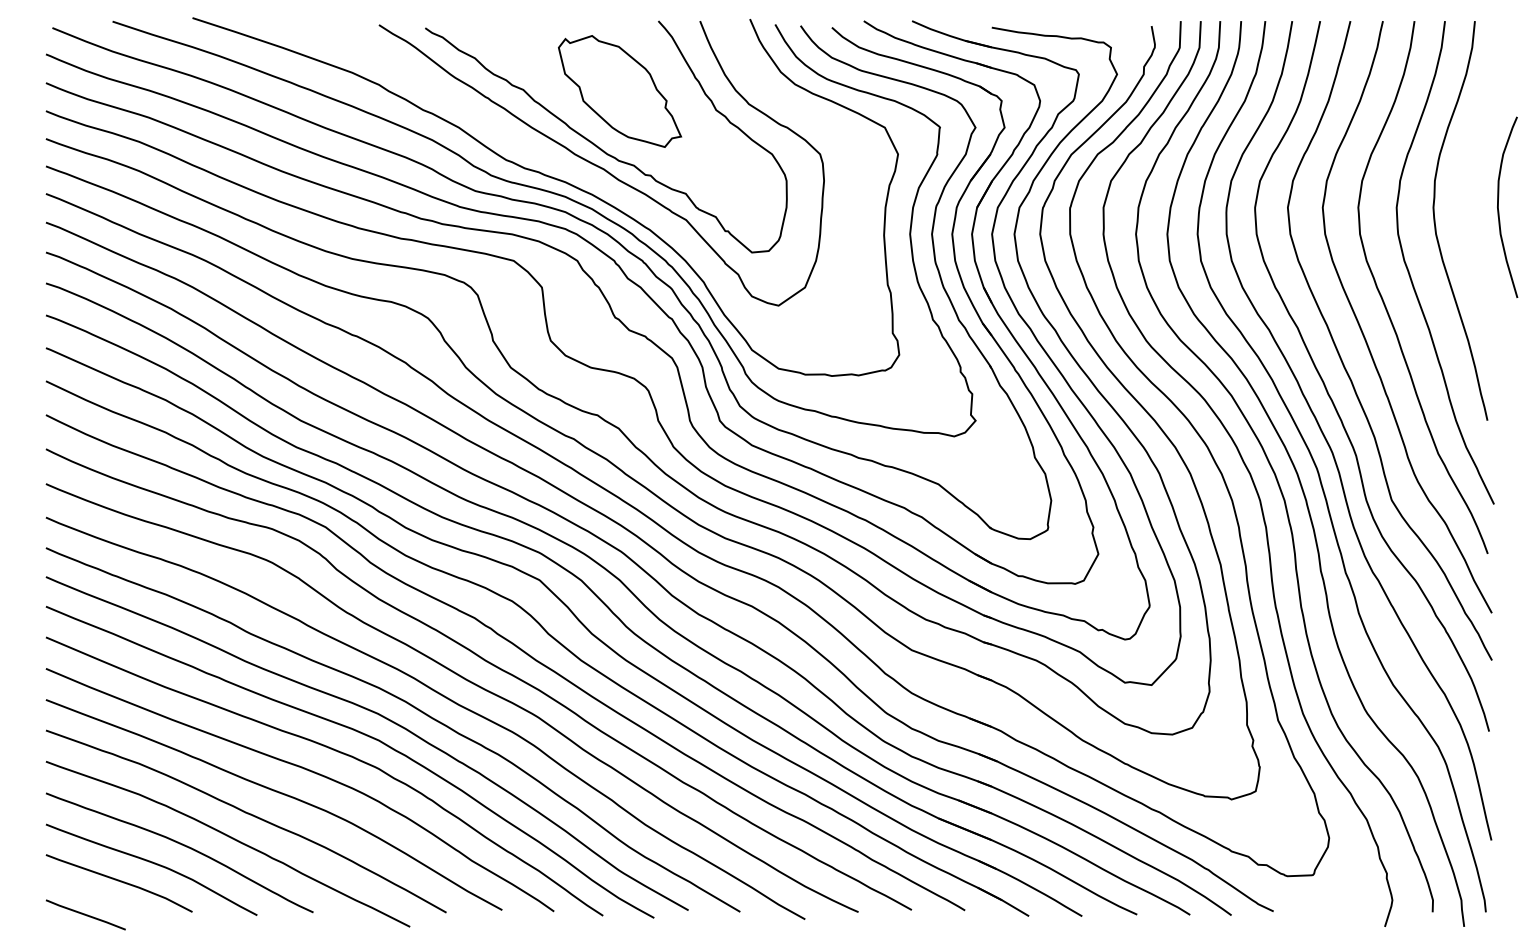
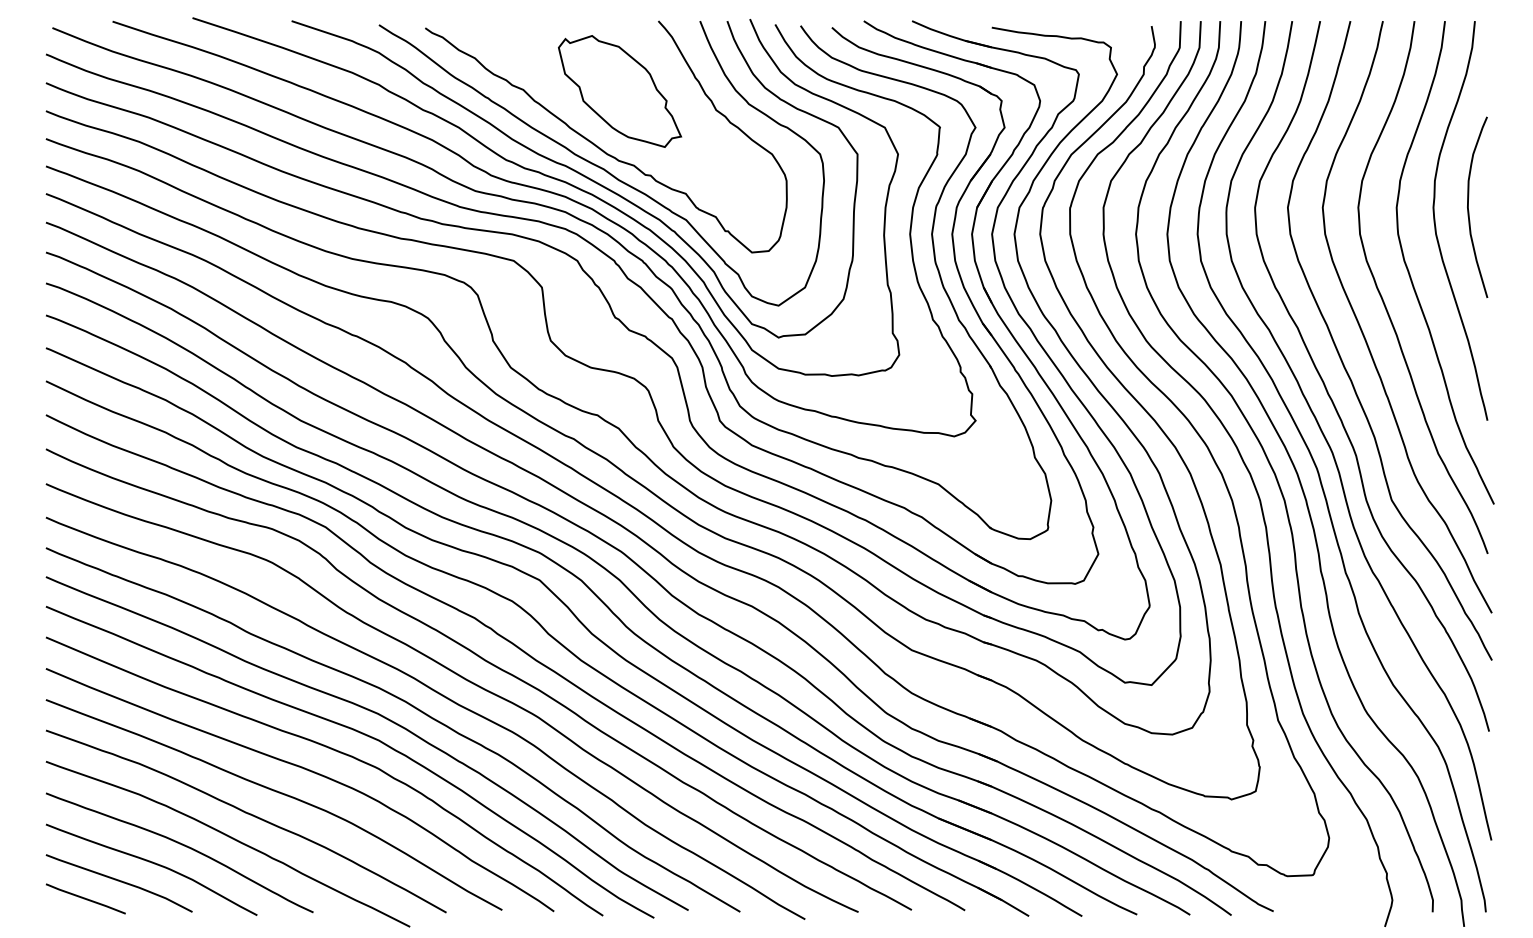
curve: none -> present (577, 173)
curve position: (1499, 210) -> (1469, 210) (1469, 210)
line position: (85, 914) -> (85, 898) (85, 898)
